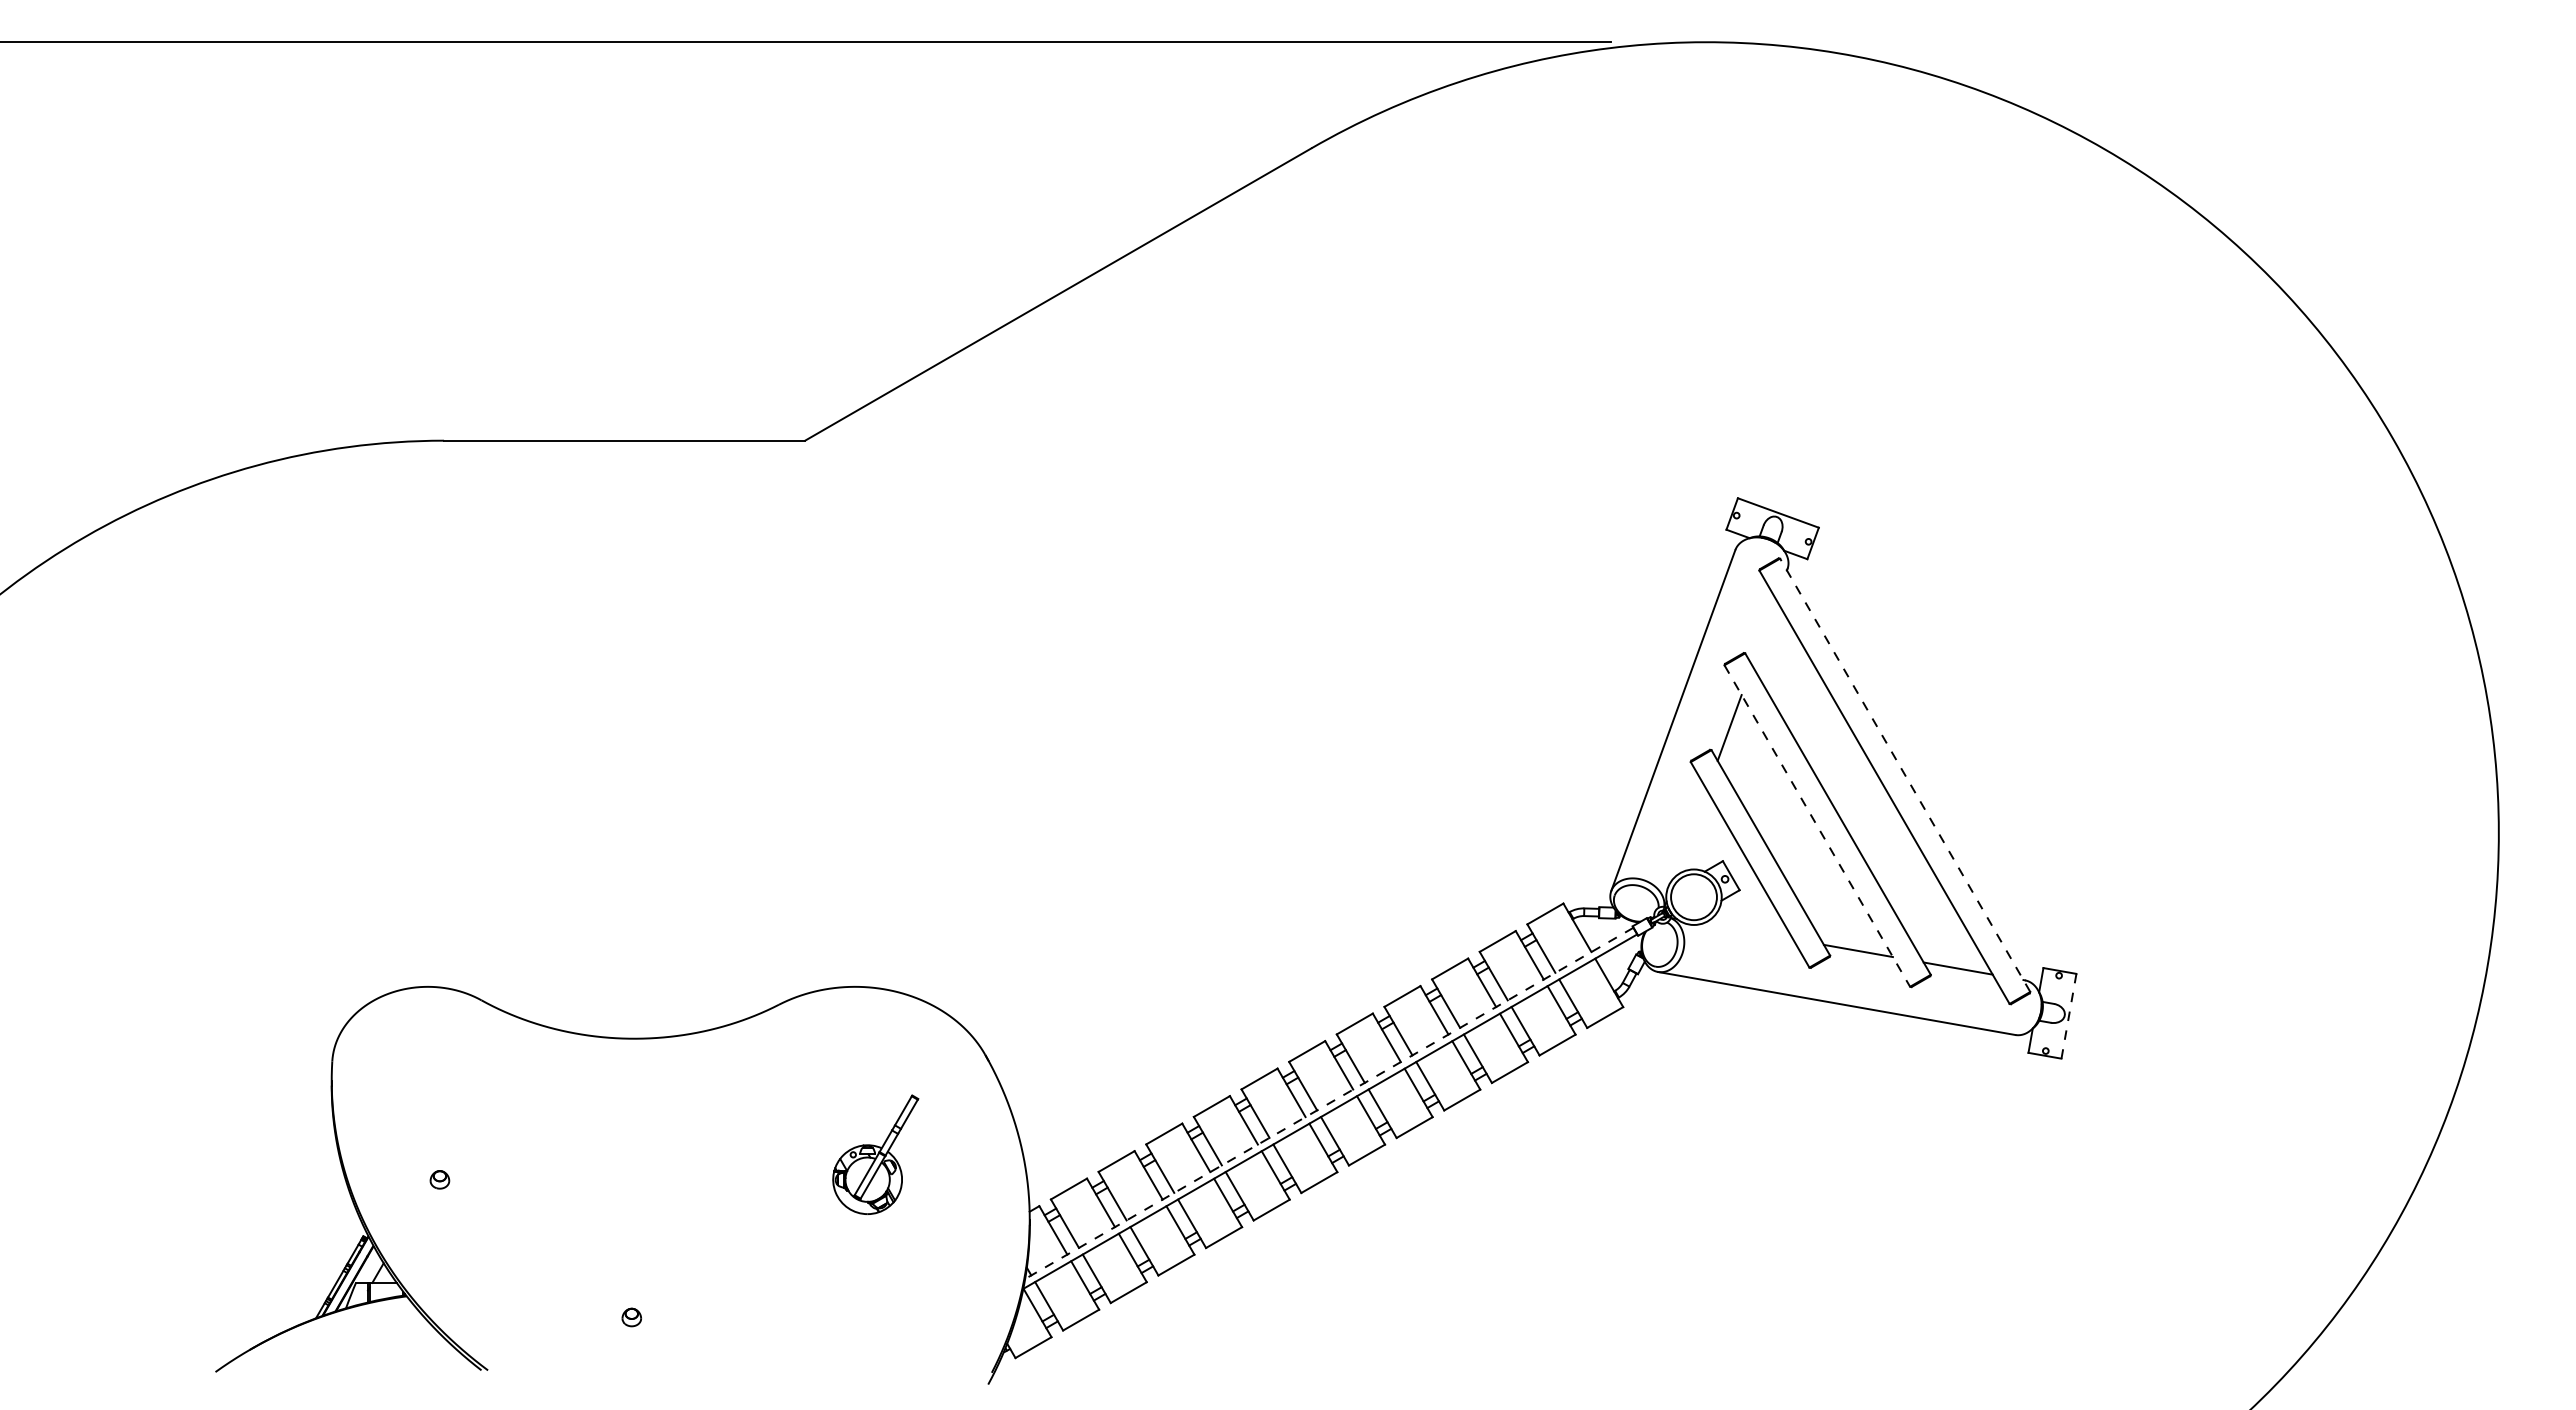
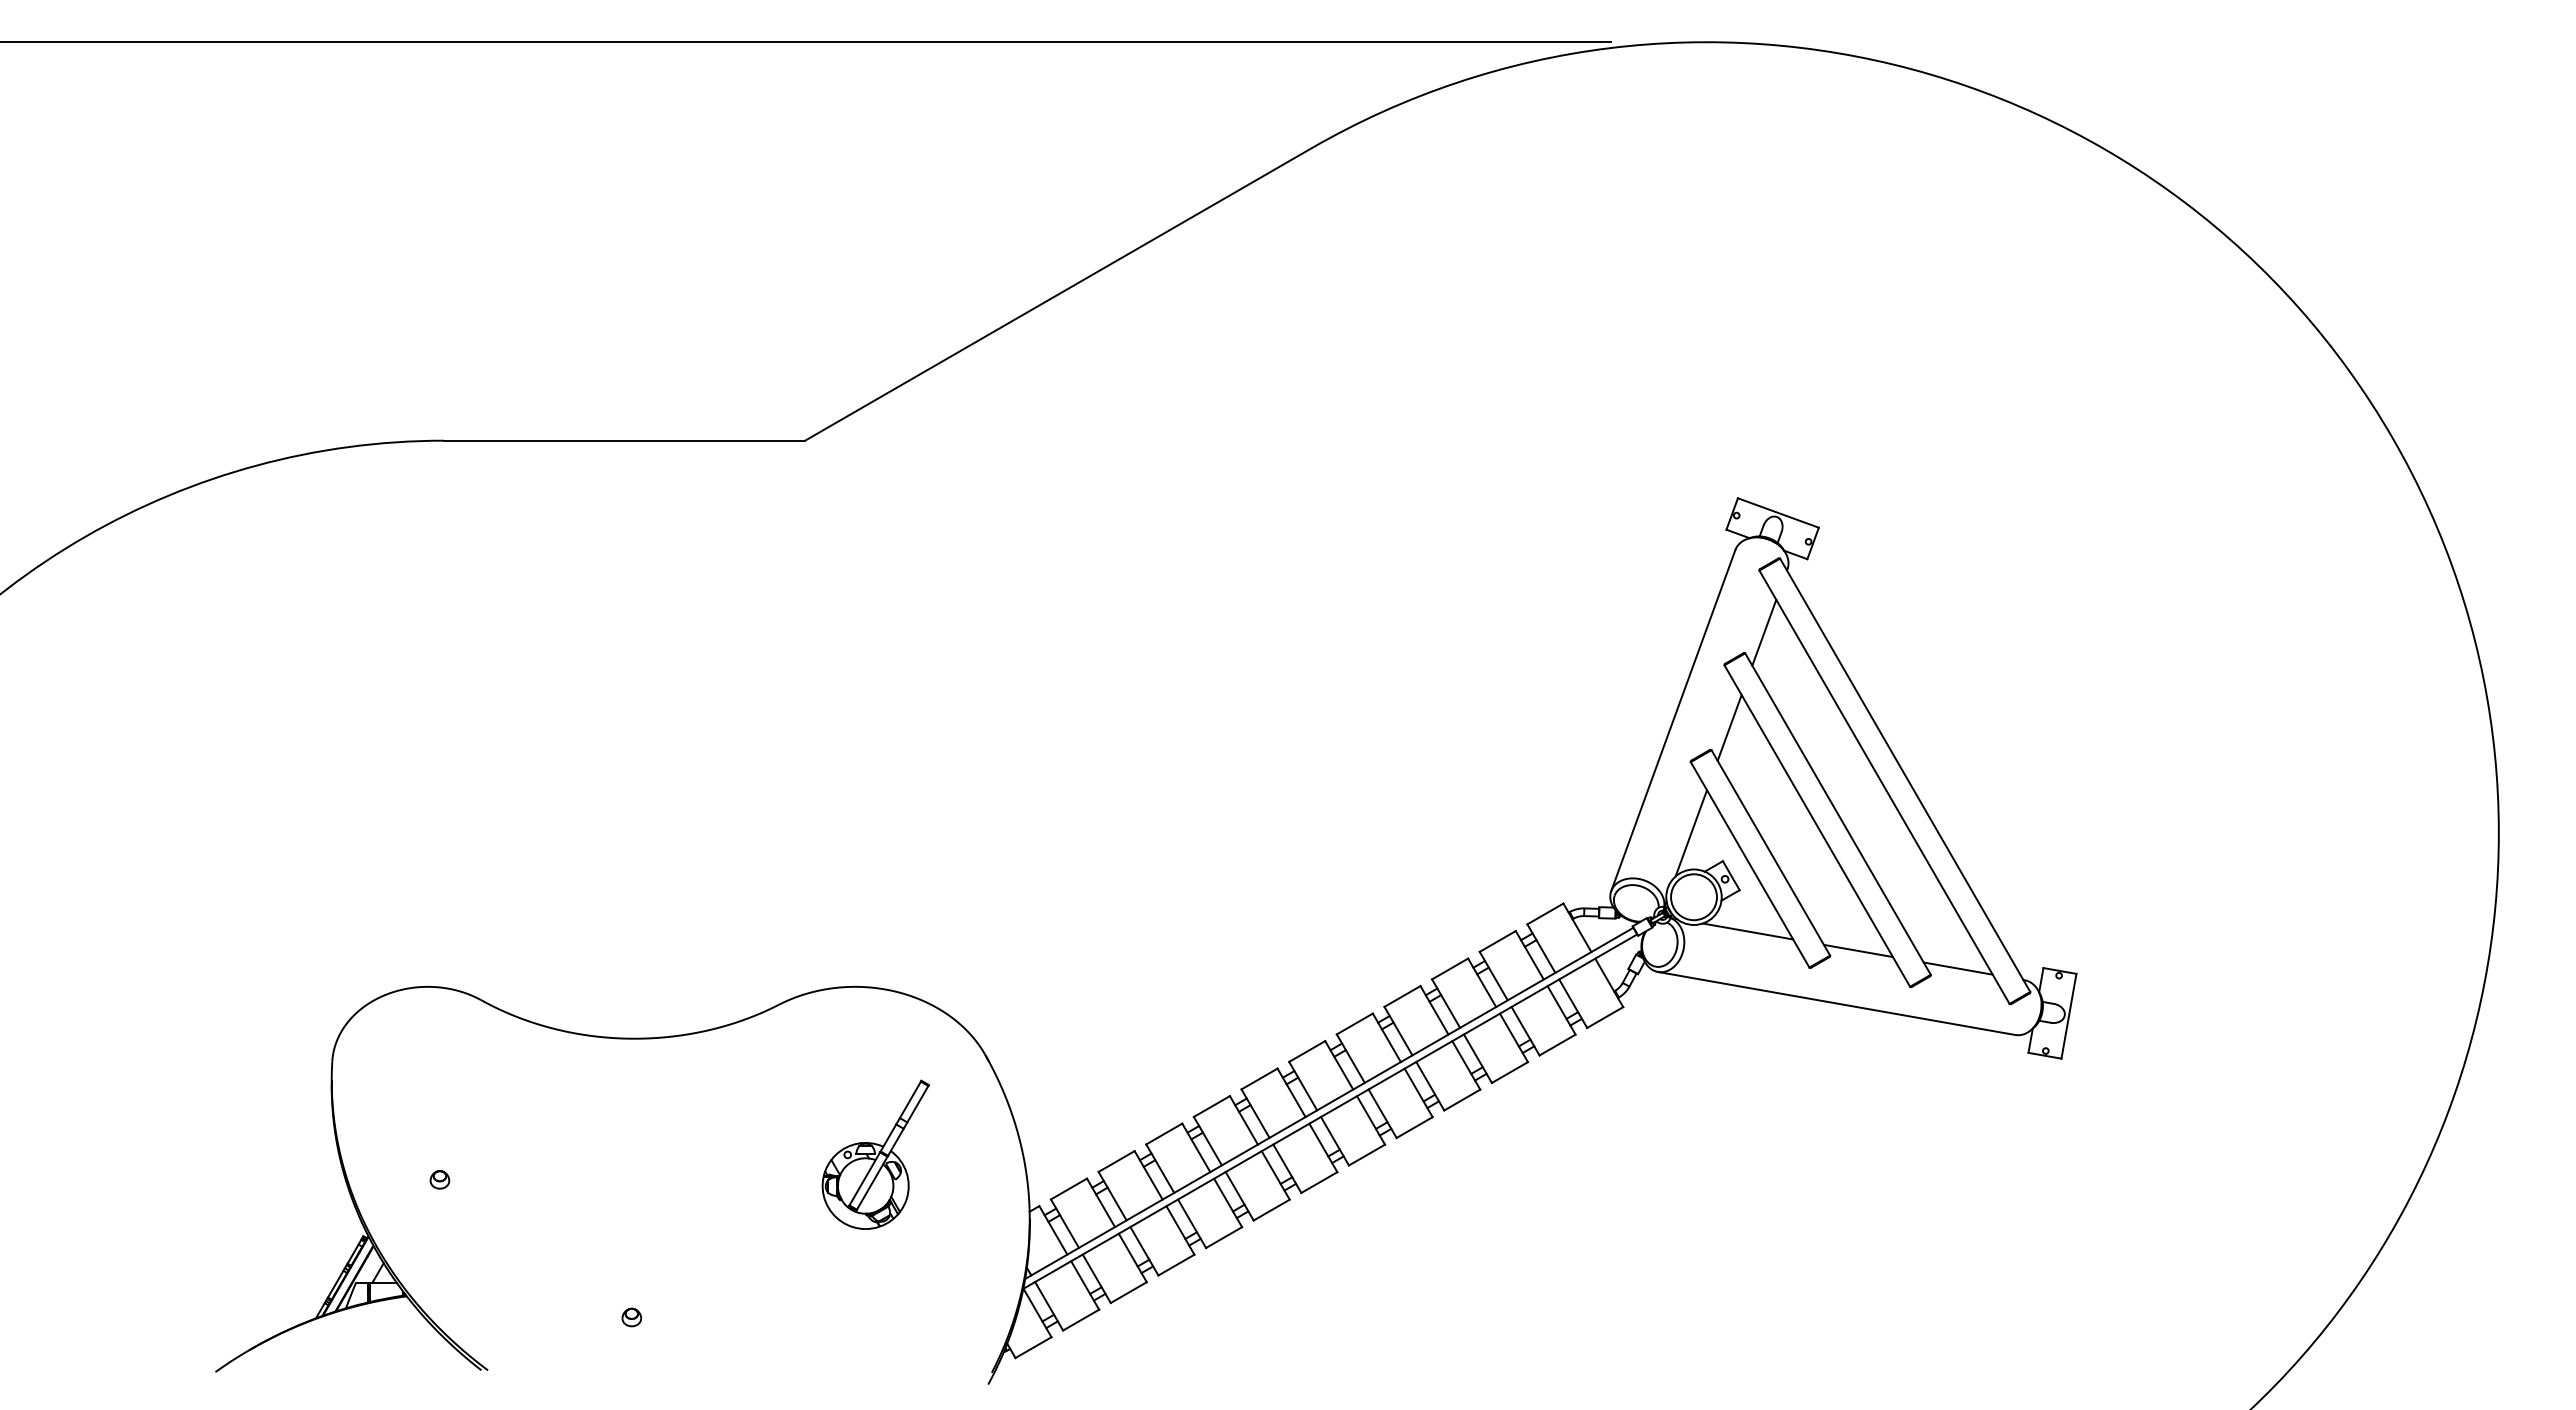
line: none -> present (1764, 632)
line: dashed -> solid (1904, 774)
line: dashed -> solid (1817, 826)
line: none -> present (1691, 833)
line: none -> present (1747, 931)
line: dashed -> solid (2069, 1015)
line: dashed -> solid (1328, 1103)
part size: 88x121 px -> 109x151 px (875, 1154)
